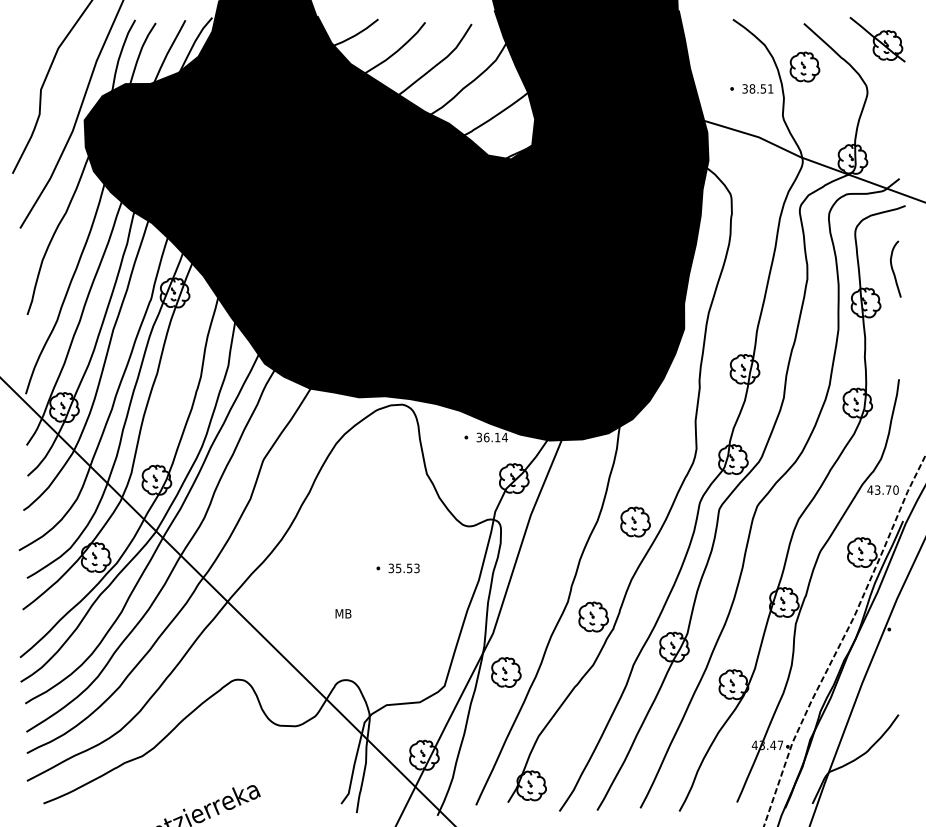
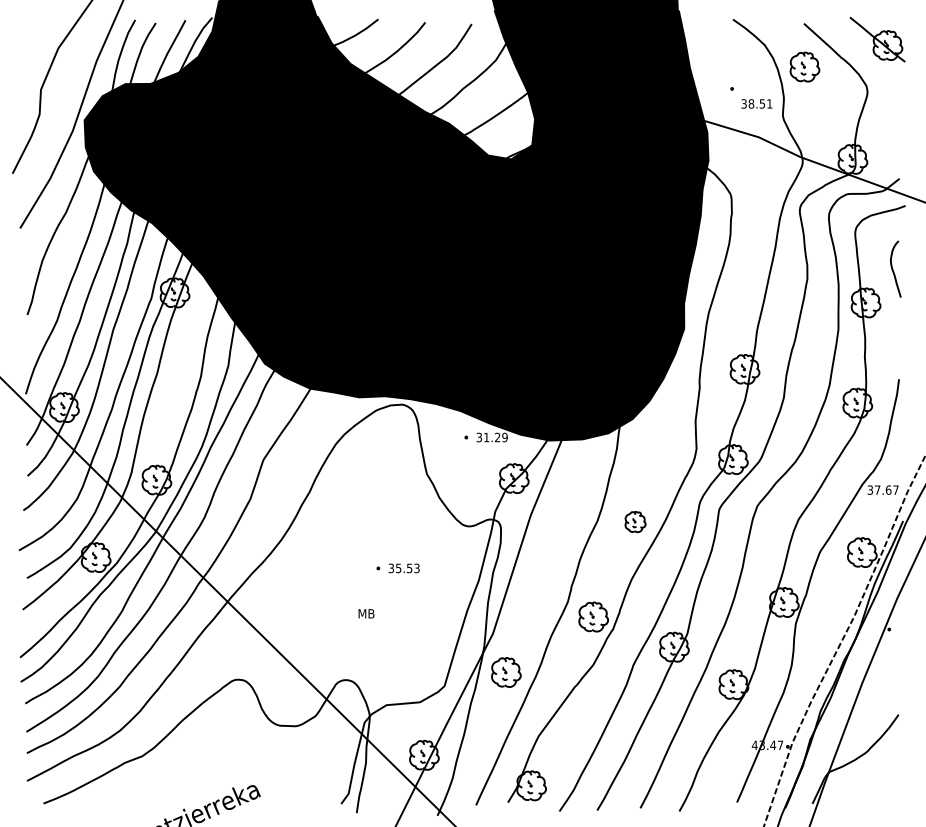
text position: (757, 88) -> (756, 103) (756, 103)
text: 36.14 -> 31.29 (495, 437)
text: 43.70 -> 37.67 (882, 489)
part size: 31x32 px -> 23x23 px (635, 522)
text position: (343, 613) -> (366, 613) (366, 613)
